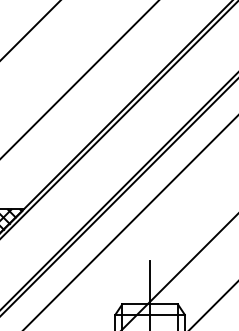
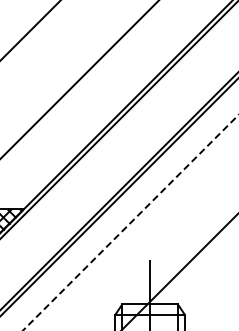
line: solid -> dashed (130, 222)
line: present -> none (213, 305)
